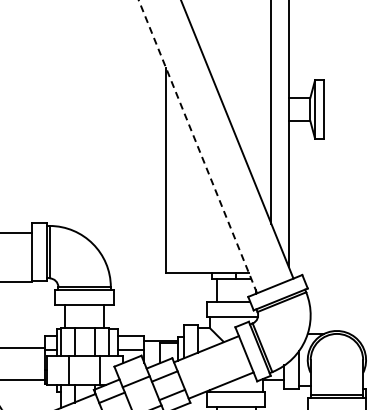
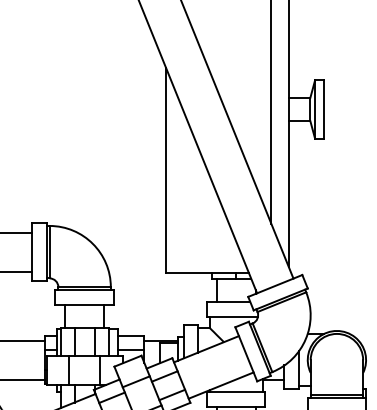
line: dashed -> solid (198, 147)
line position: (17, 281) -> (17, 271) (17, 271)
line position: (23, 347) -> (23, 340) (23, 340)
